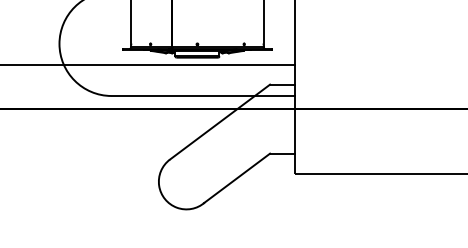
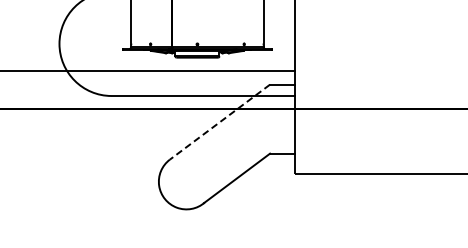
line position: (148, 64) -> (148, 70) (148, 70)
line: solid -> dashed (220, 122)
